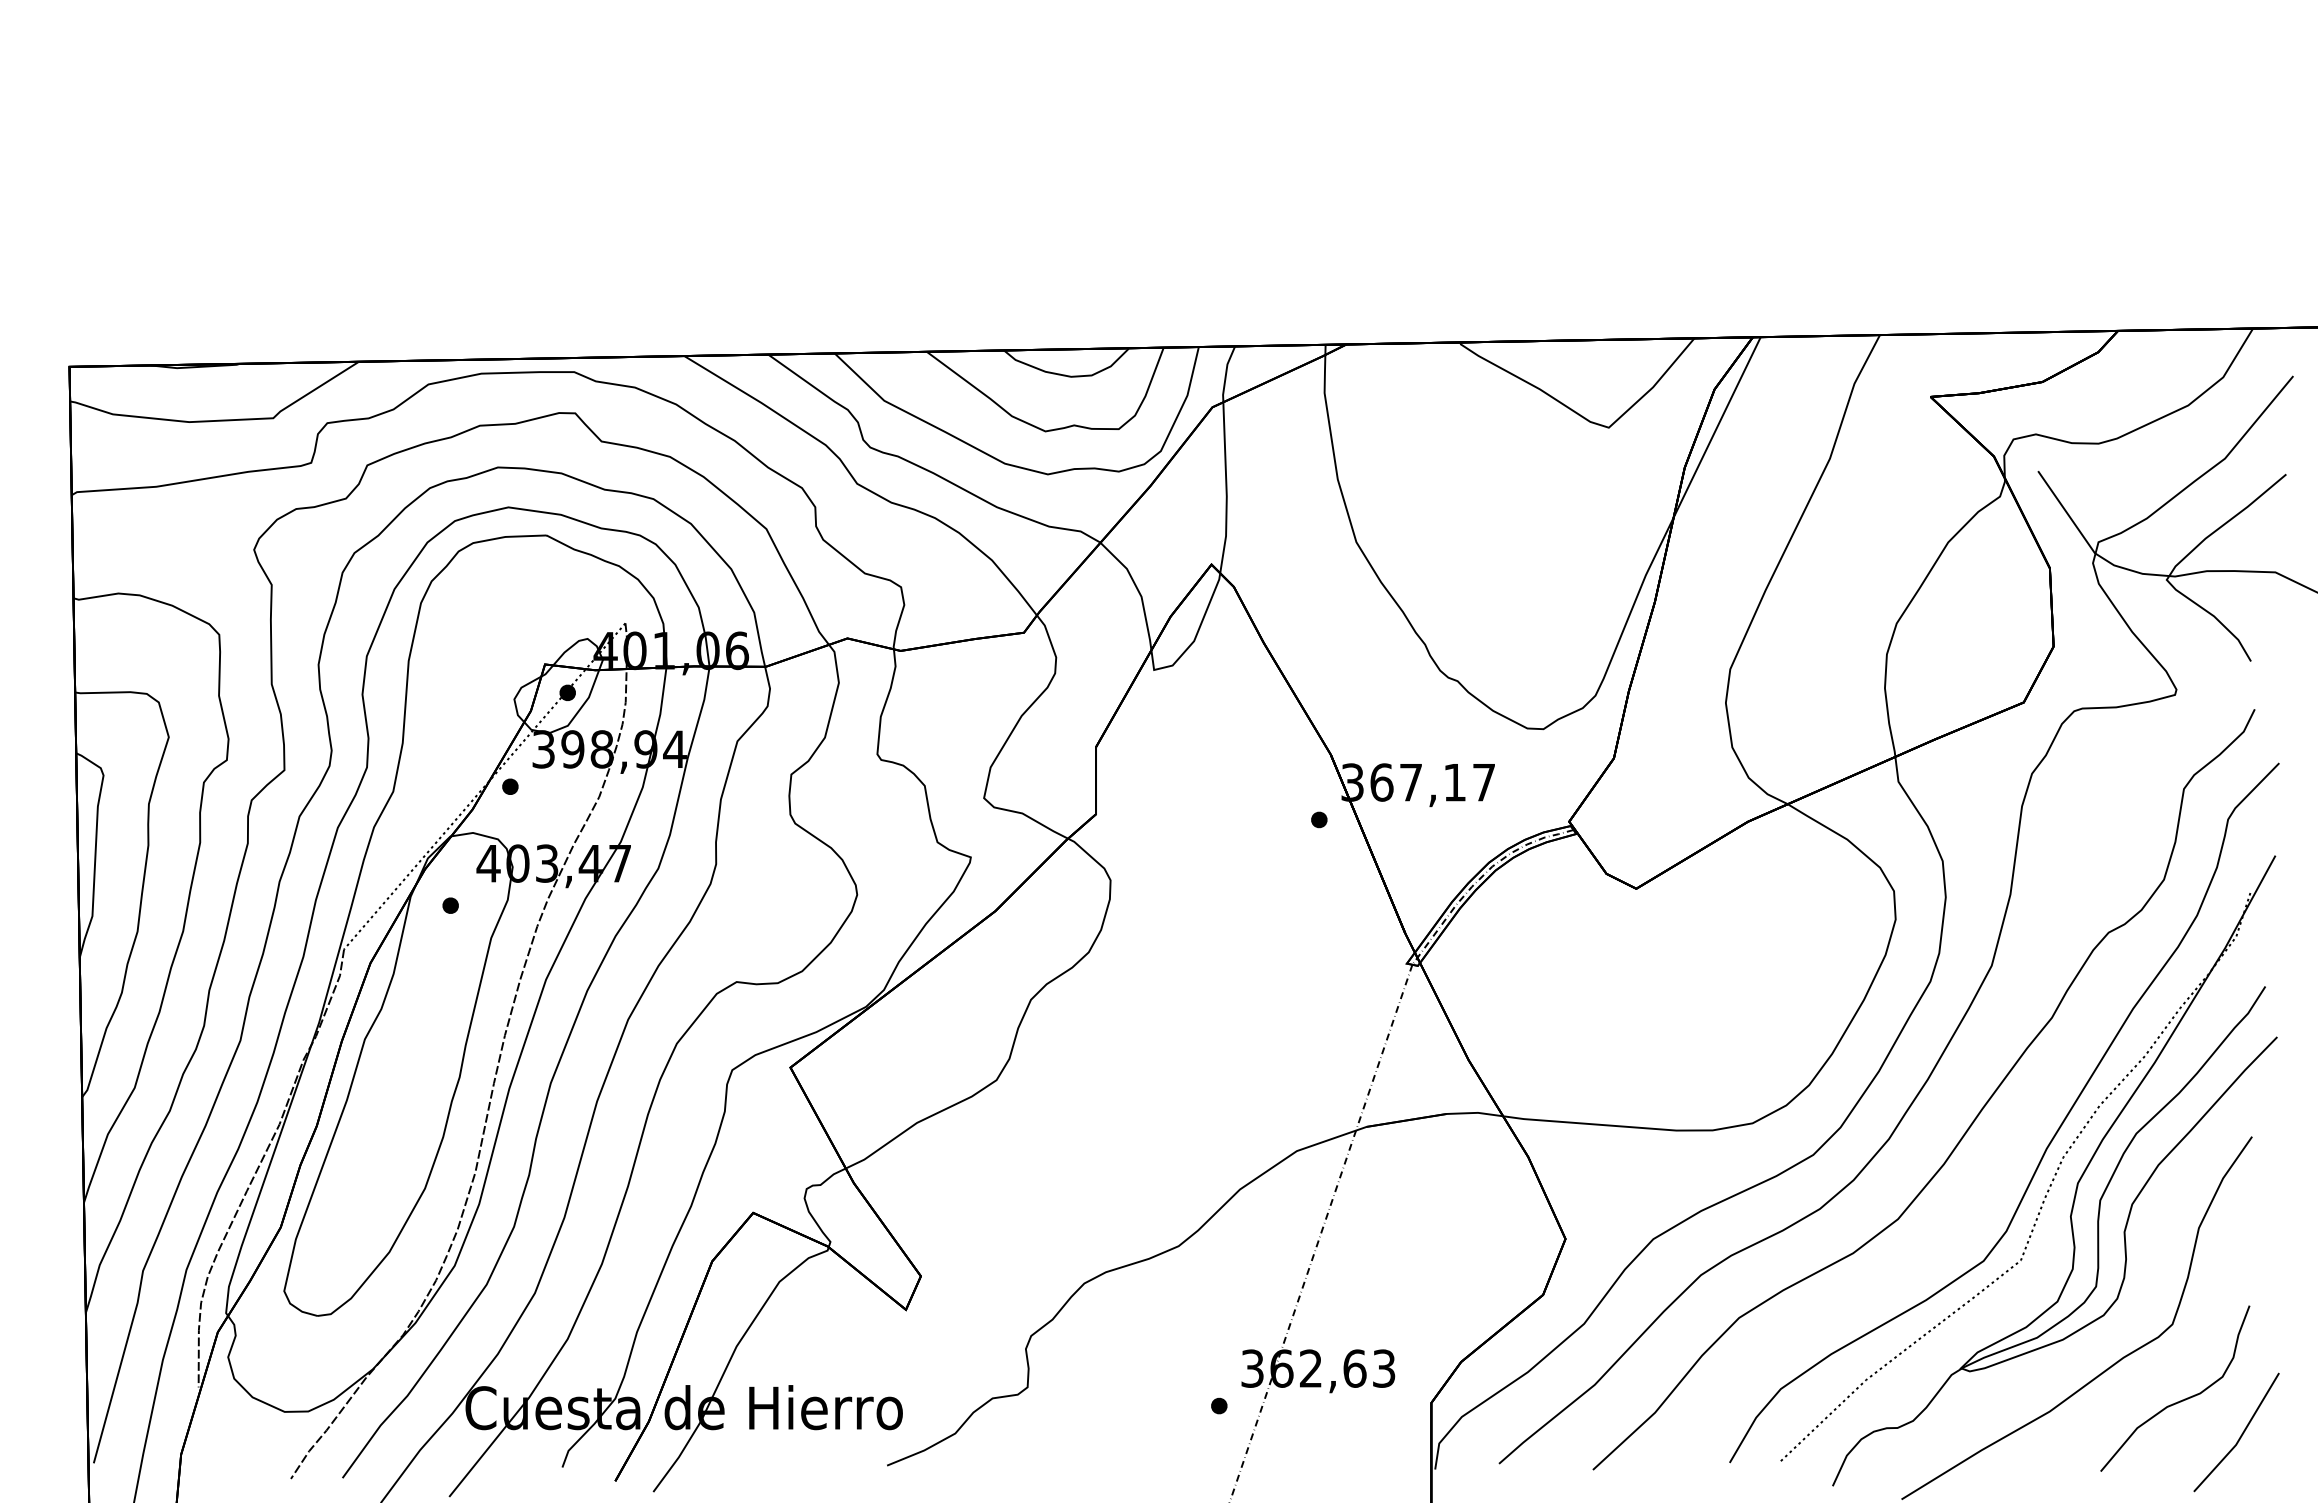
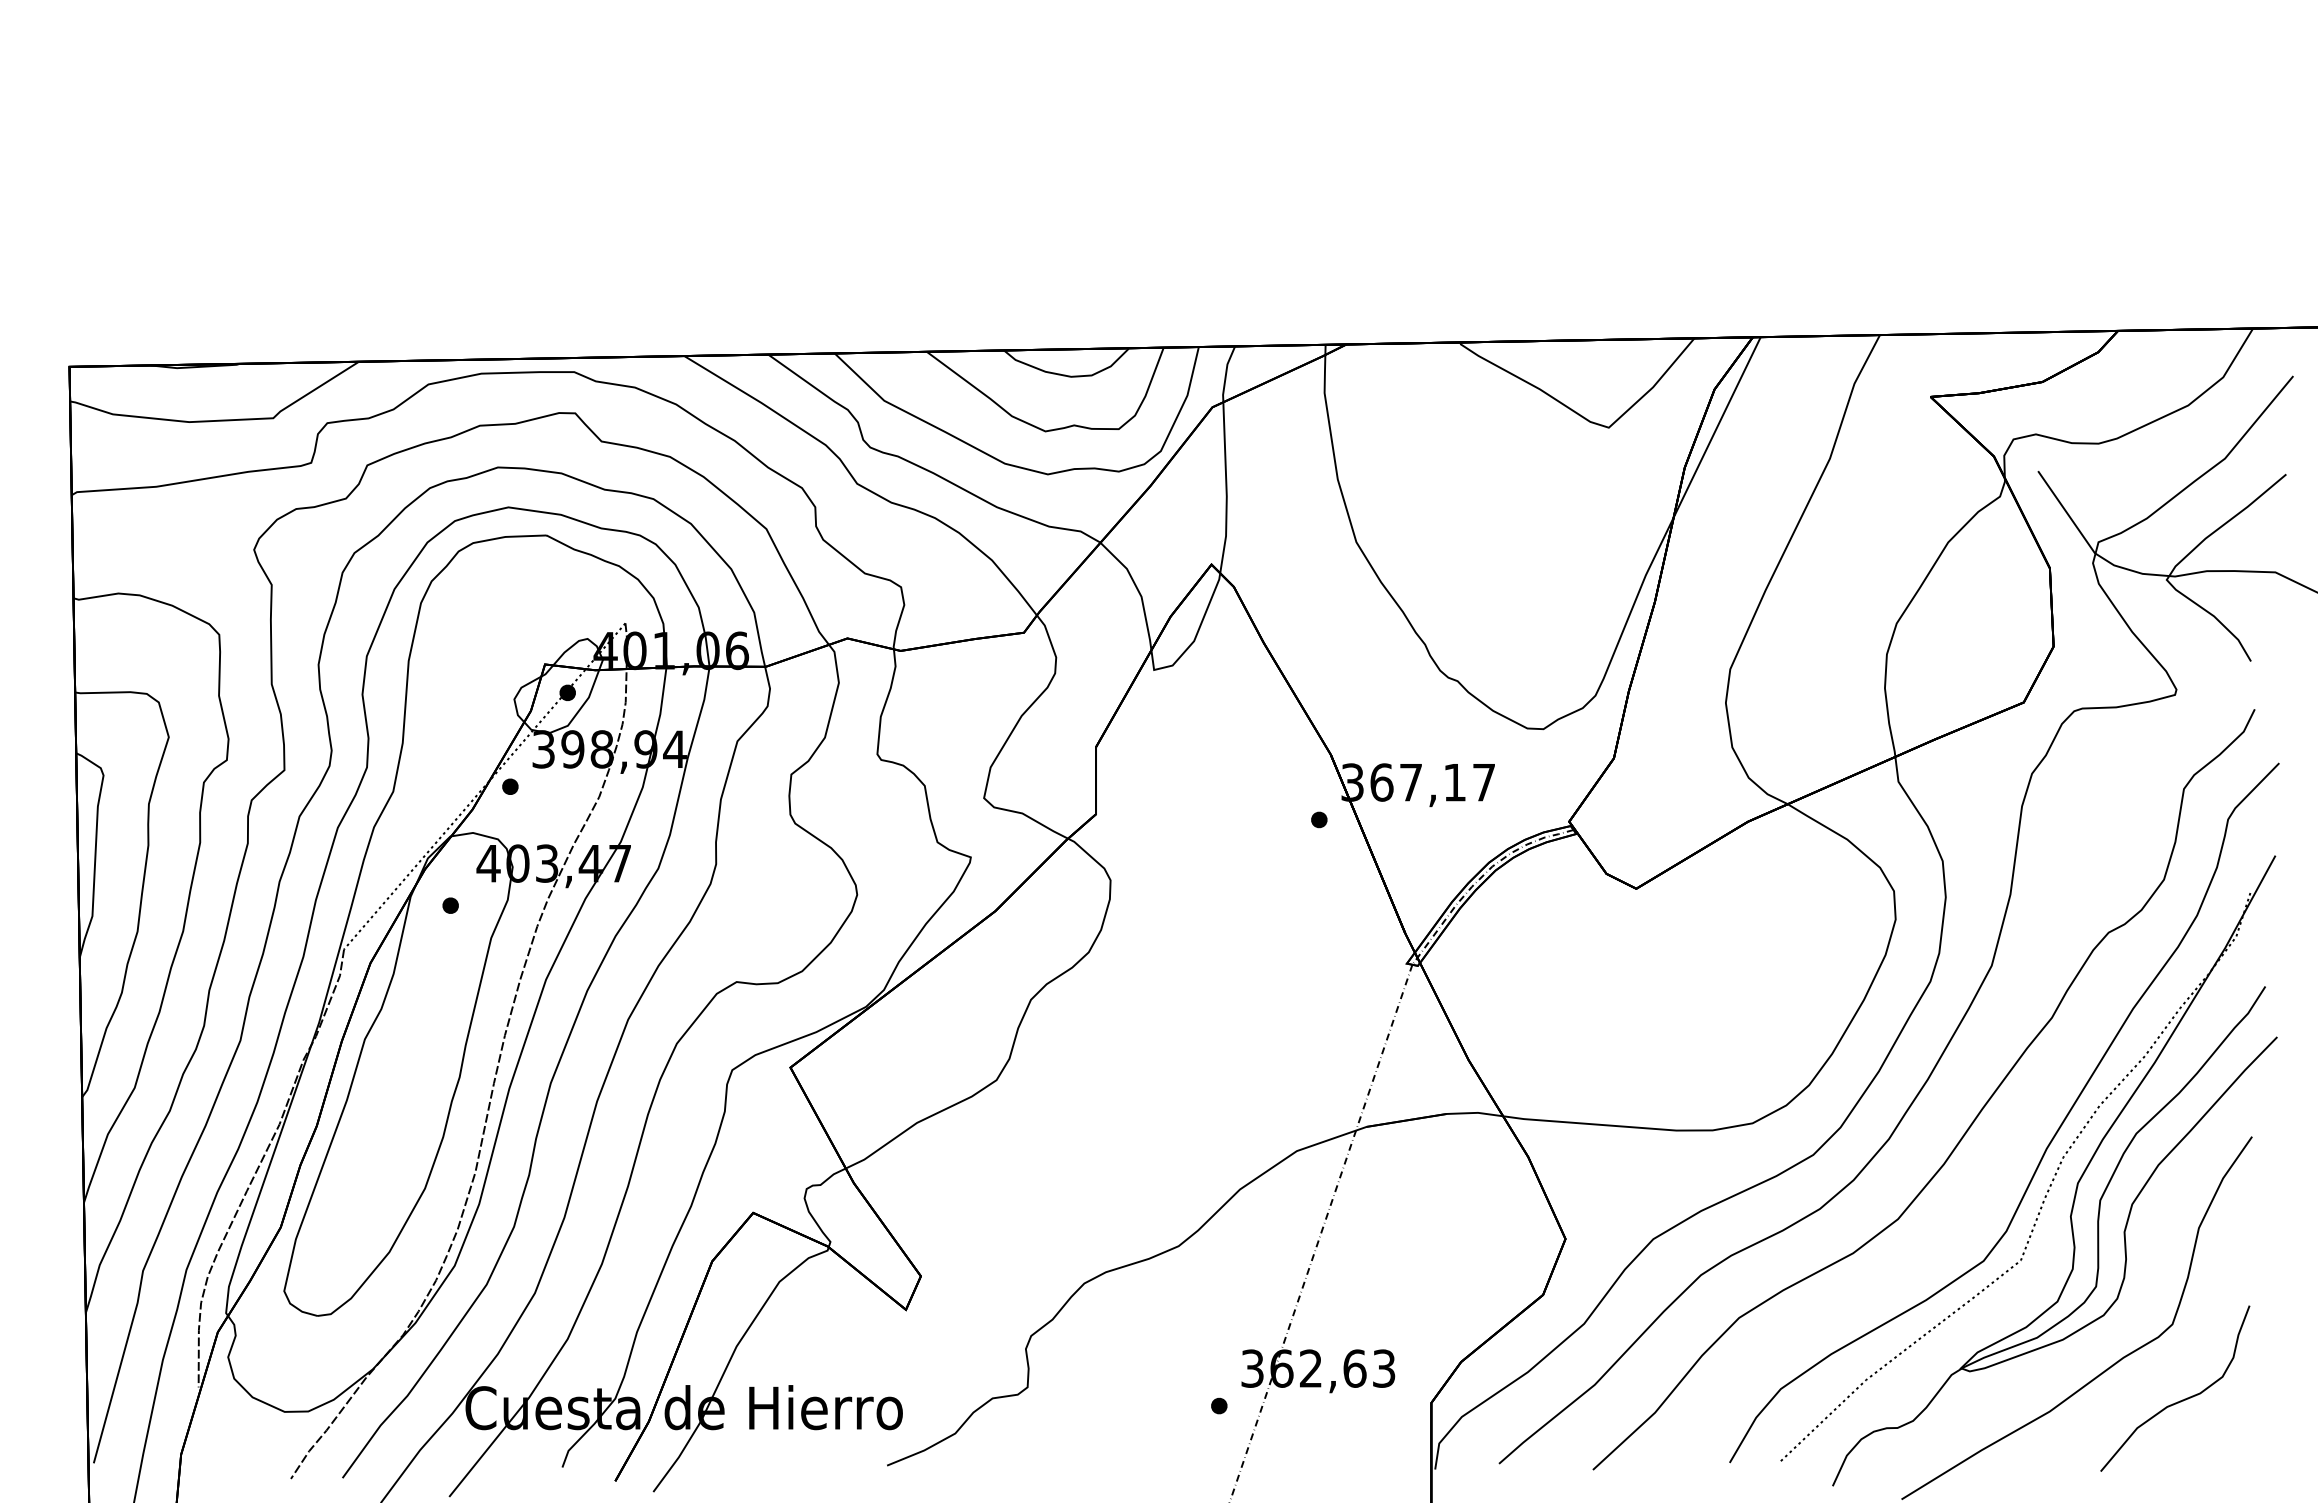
line: present -> none (2240, 1435)
